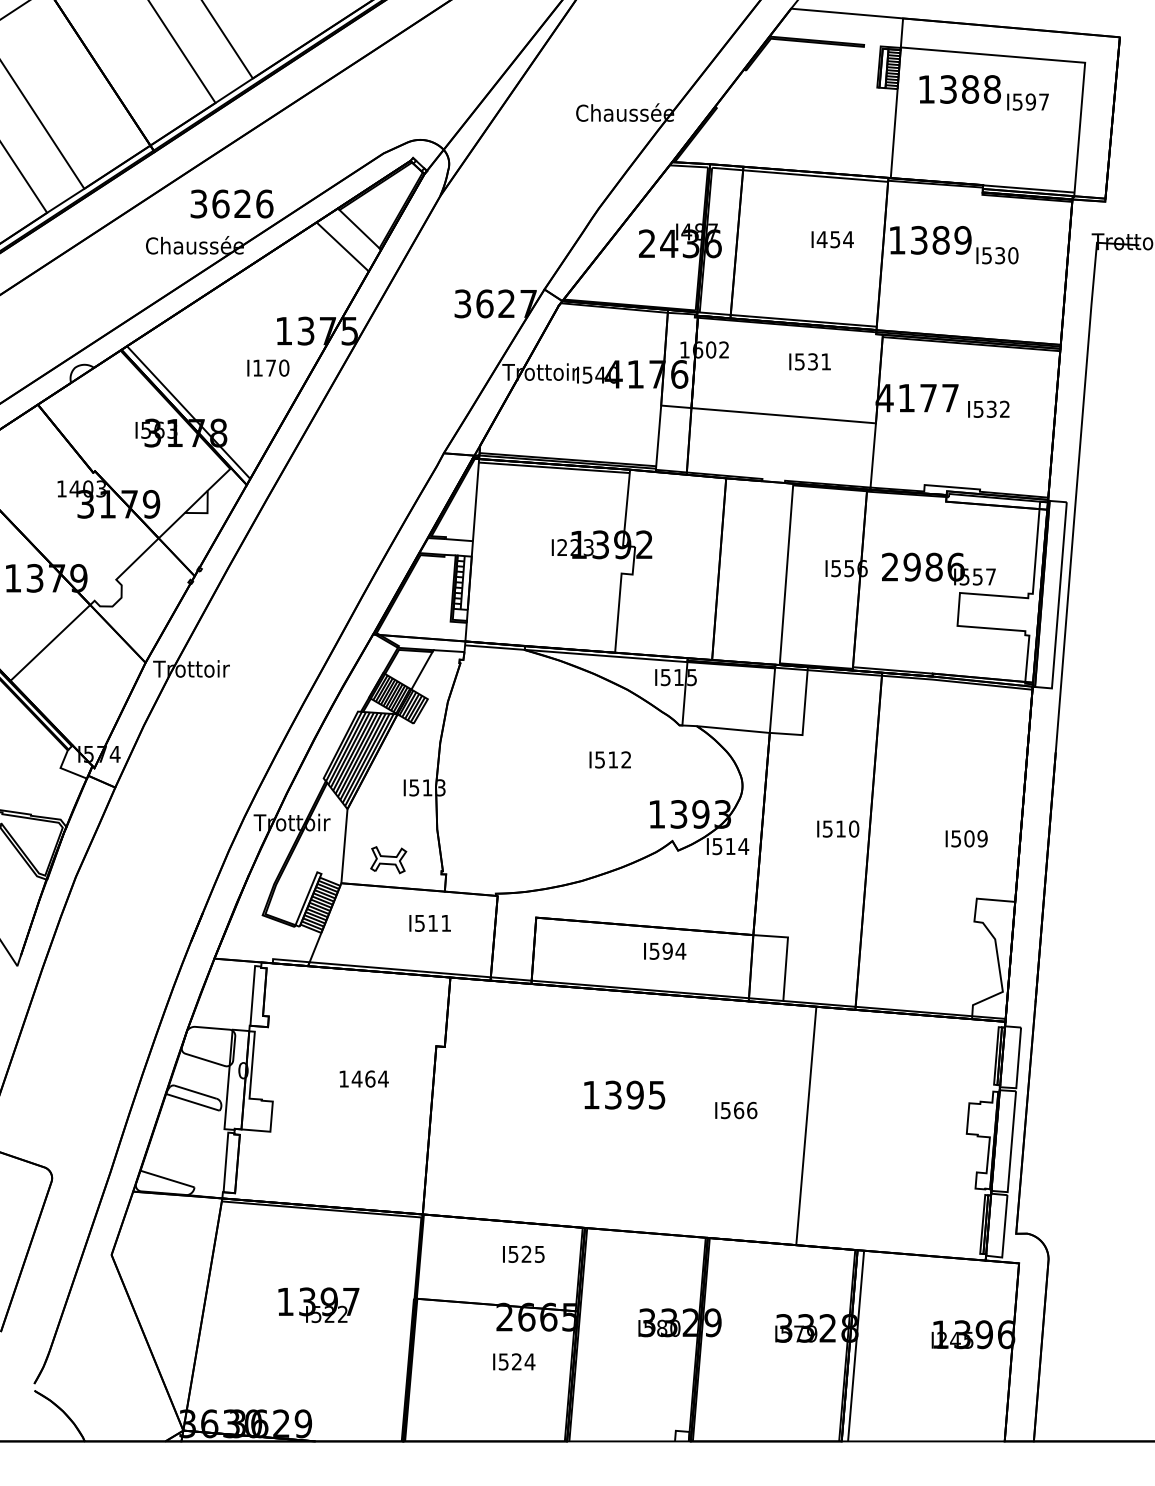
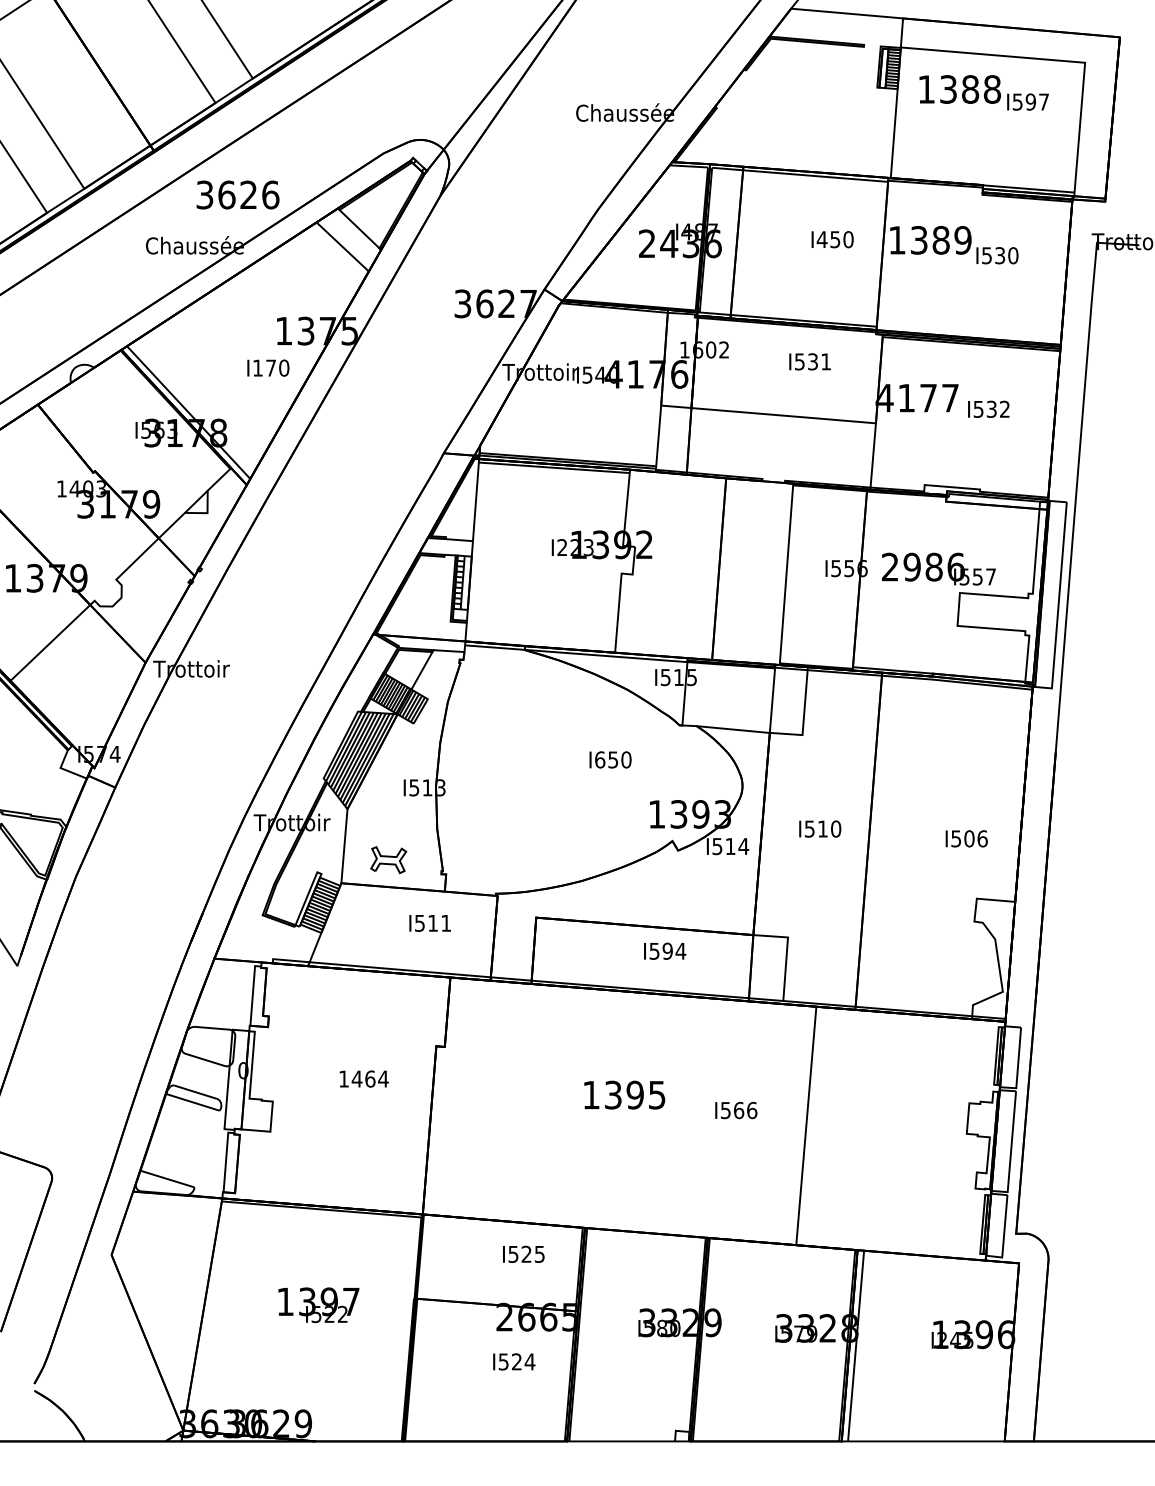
text position: (231, 203) -> (237, 194) (237, 194)
text: I454 -> I450 (848, 239)
text: I512 -> I650 (613, 759)
text position: (838, 828) -> (820, 828) (820, 828)
text: I509 -> I506 (982, 838)
